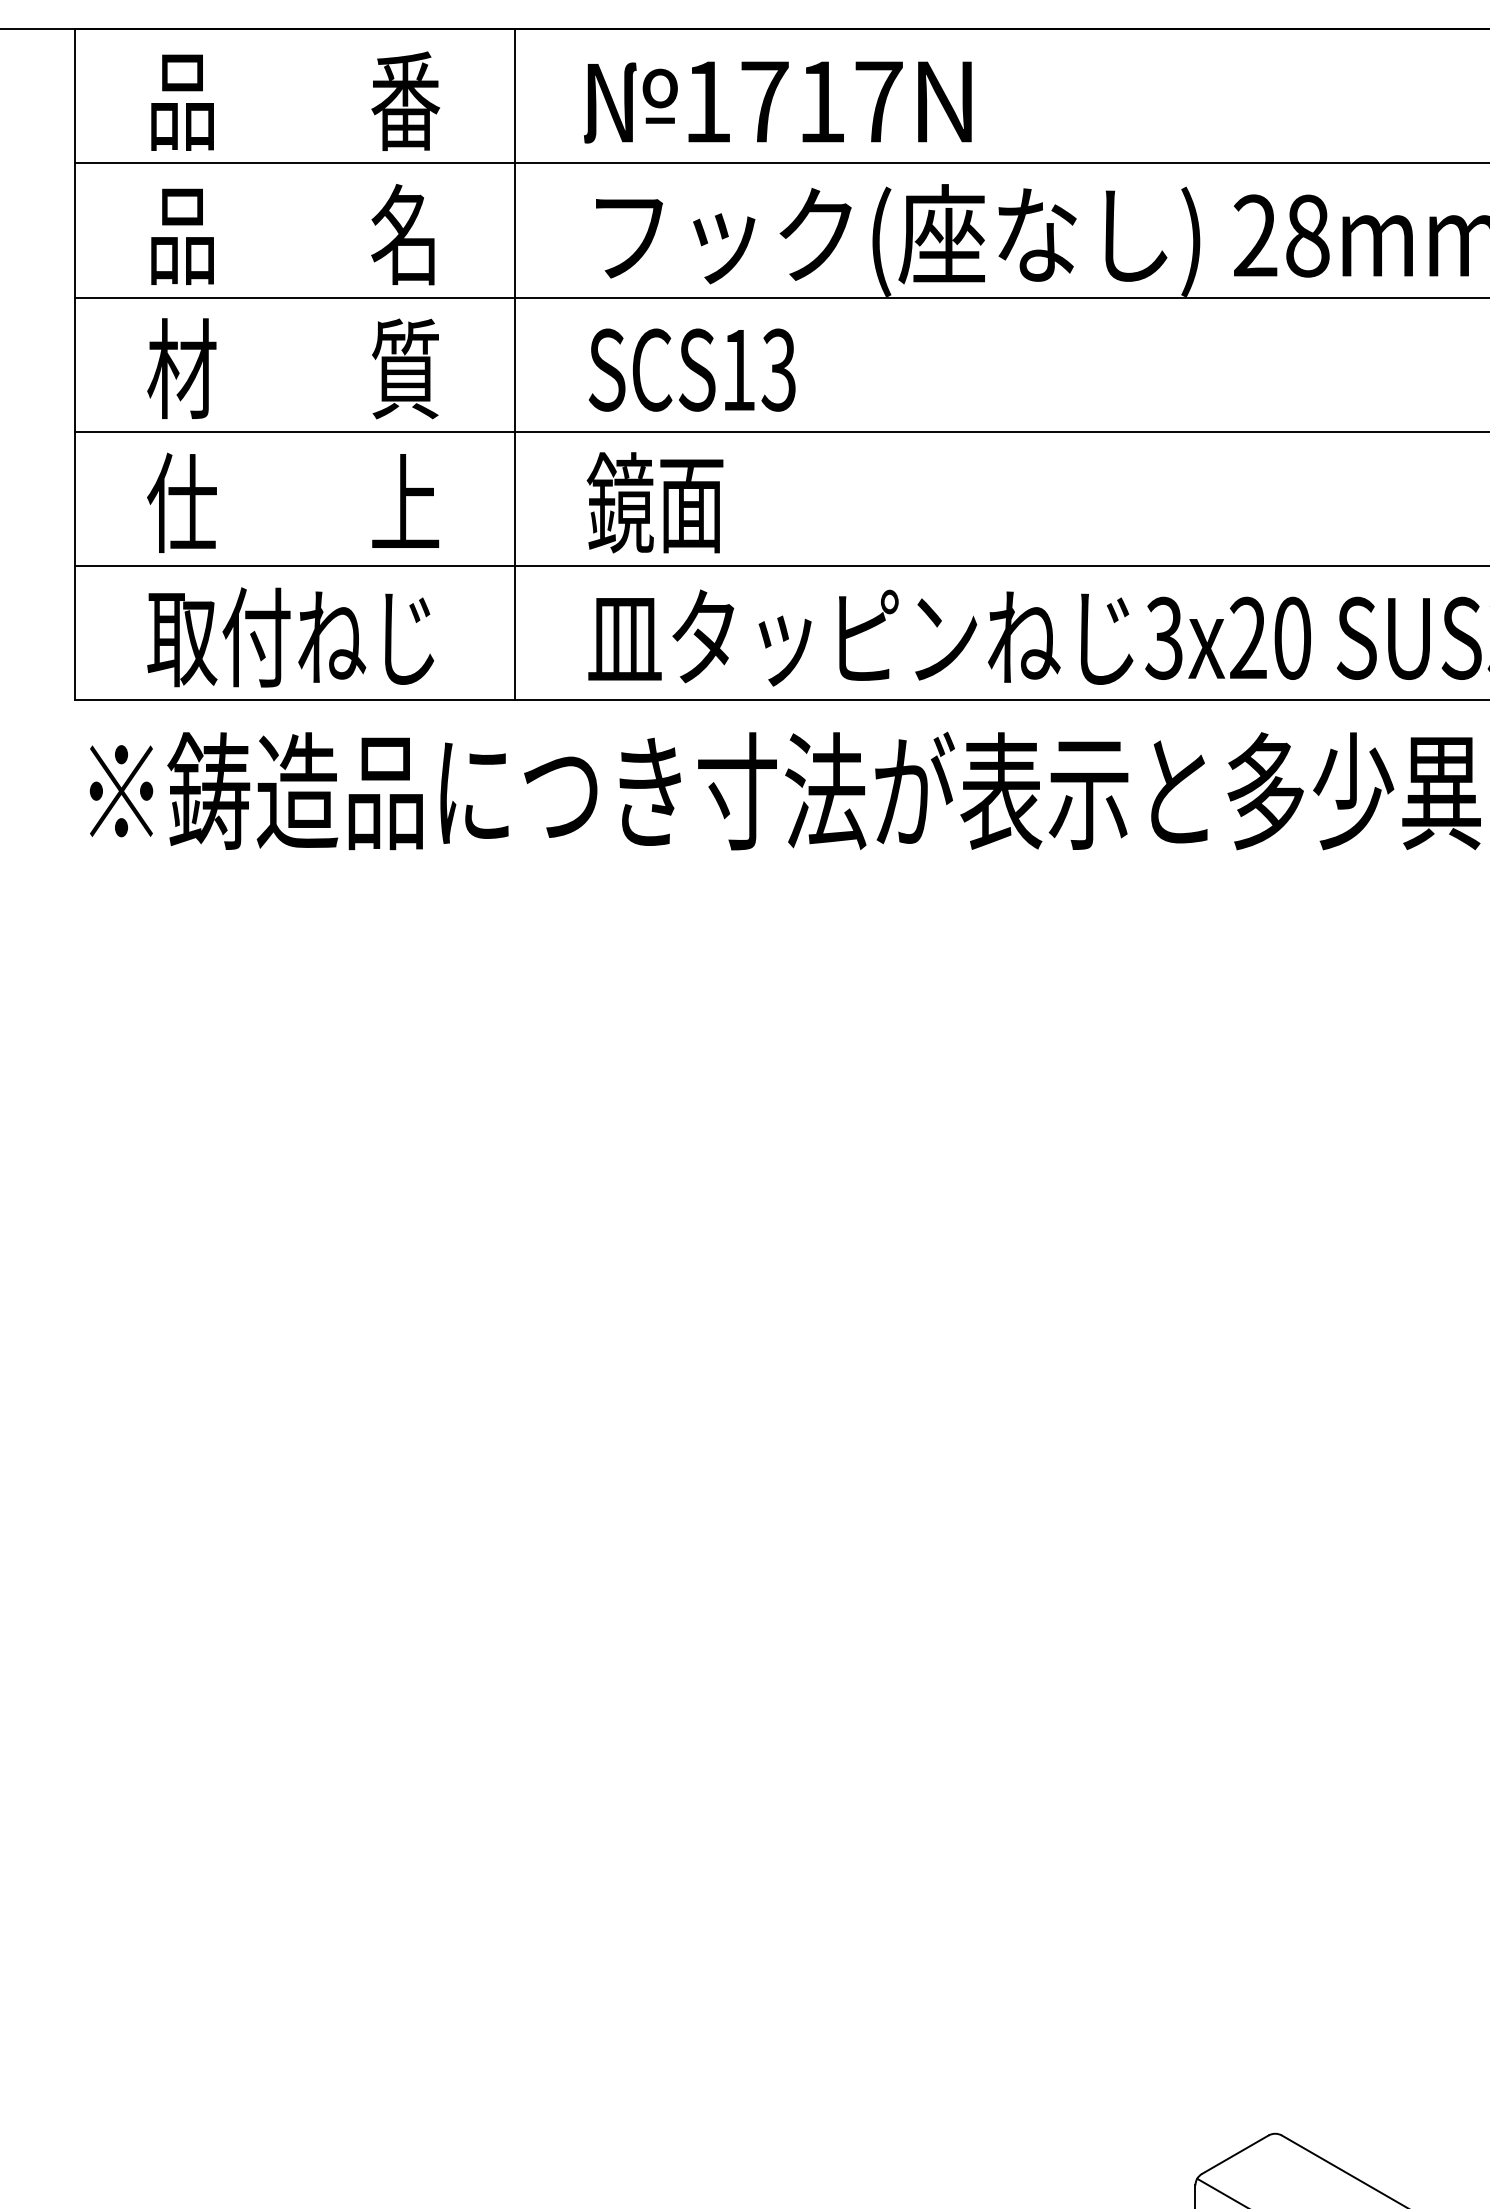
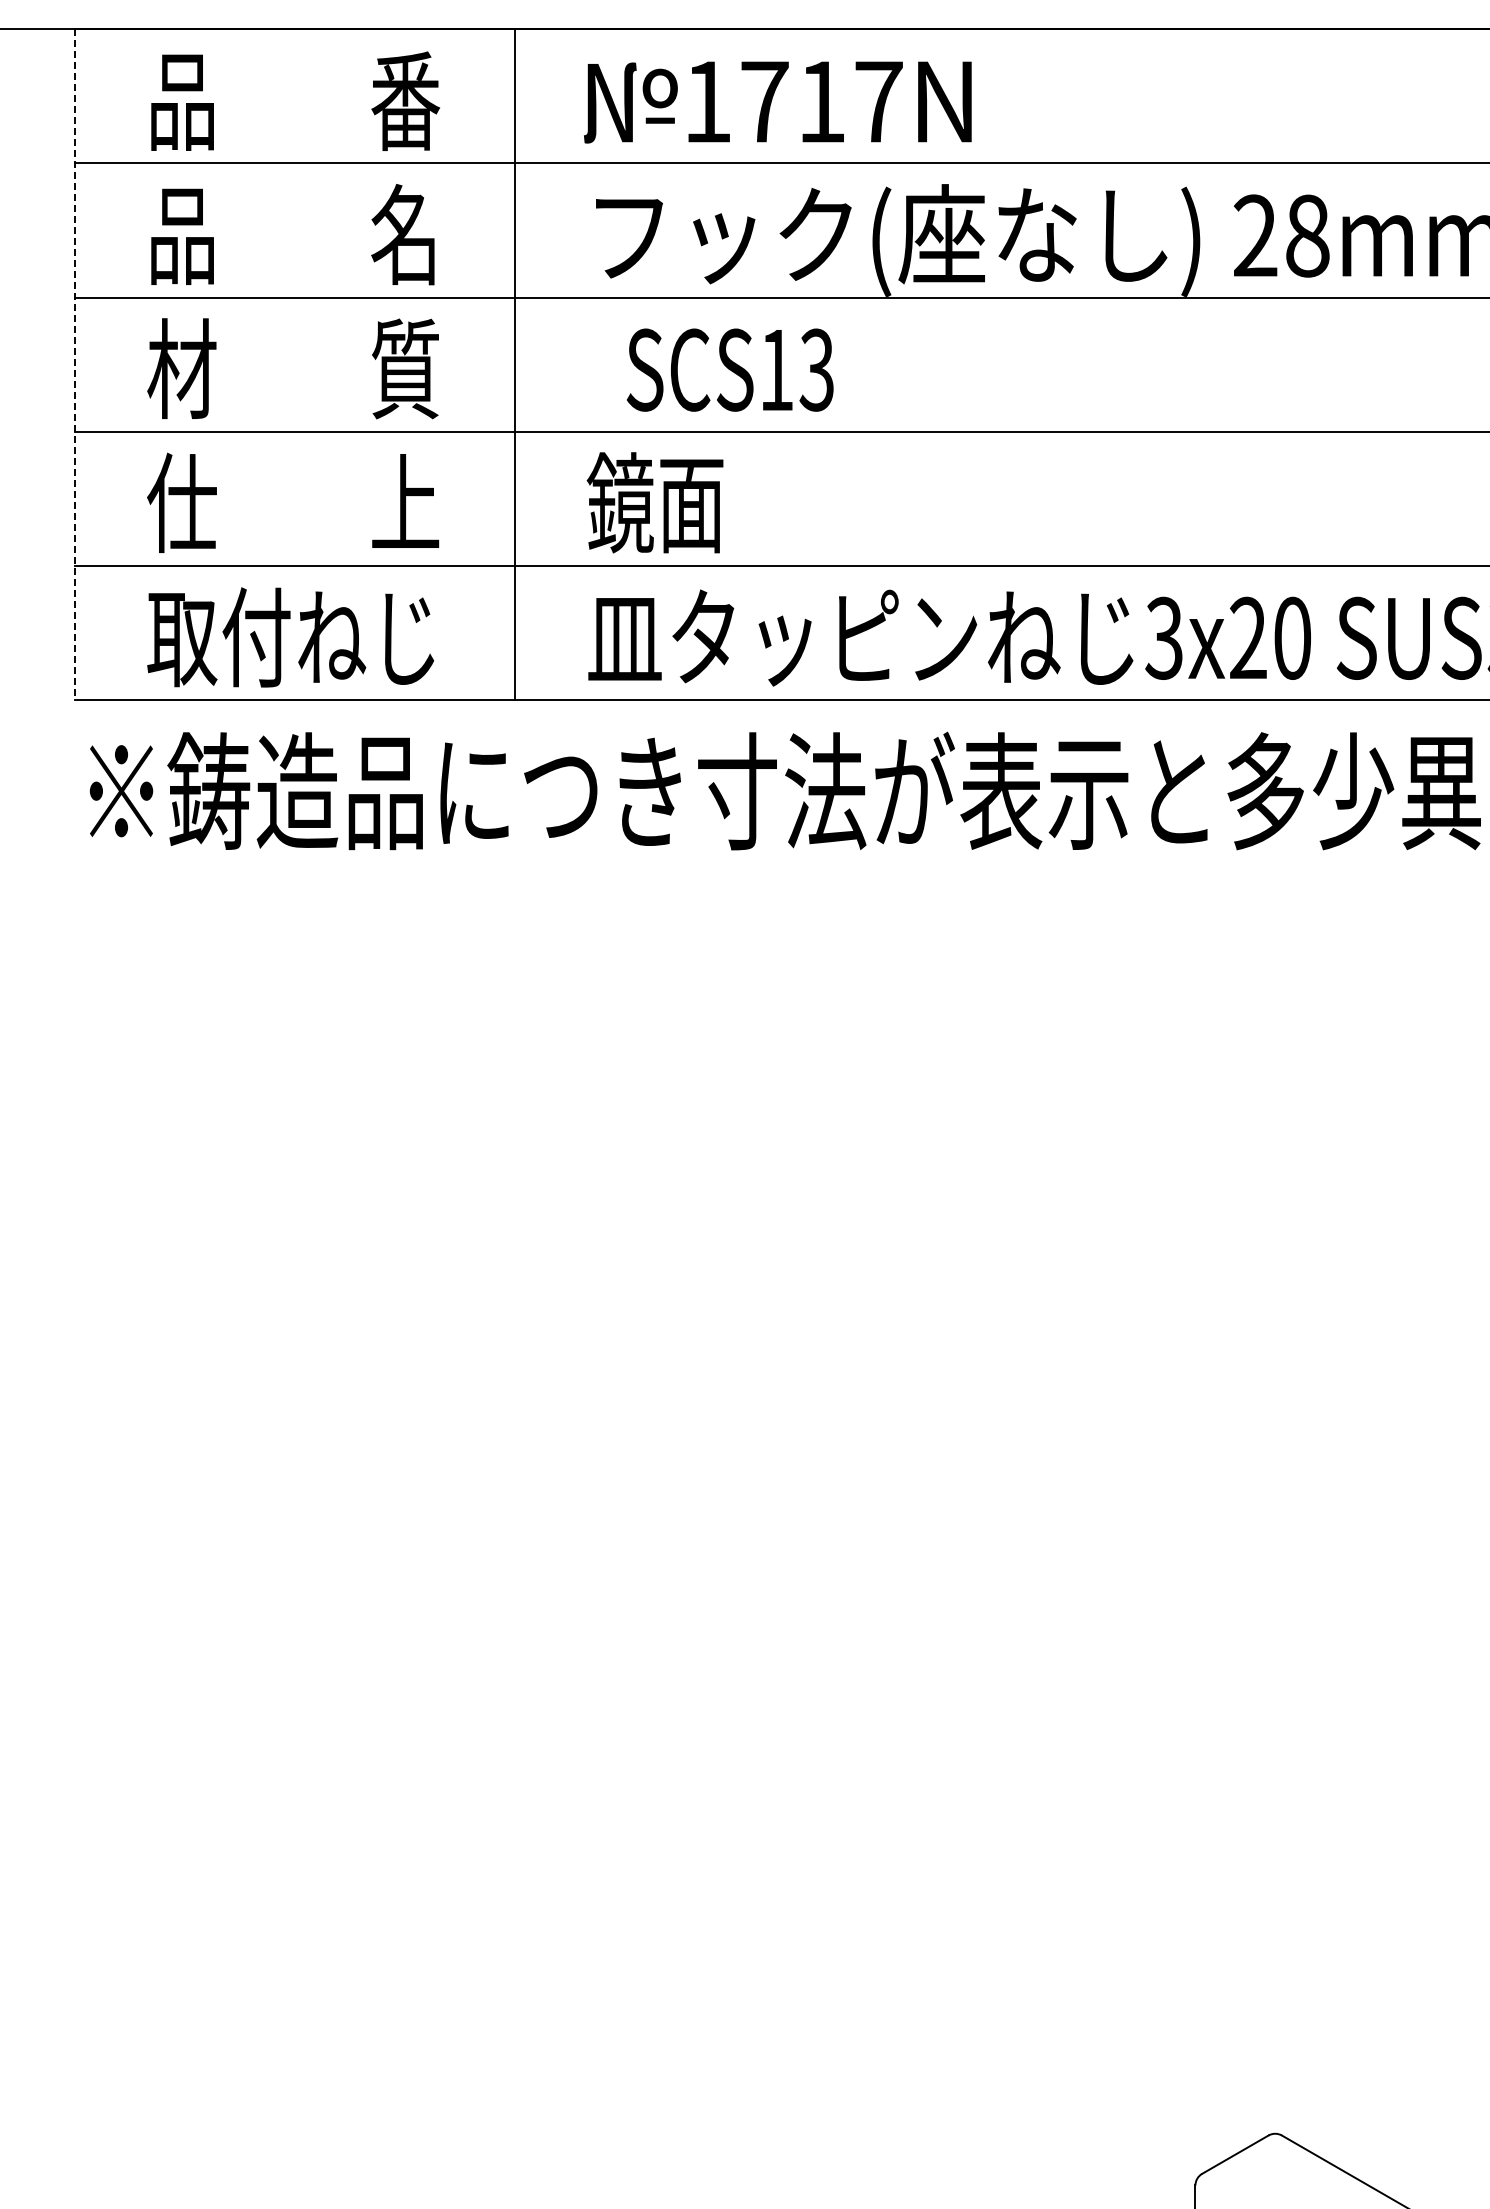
line: solid -> dashed (74, 365)
text position: (692, 369) -> (730, 369) (730, 369)
line: present -> none (1220, 2191)
